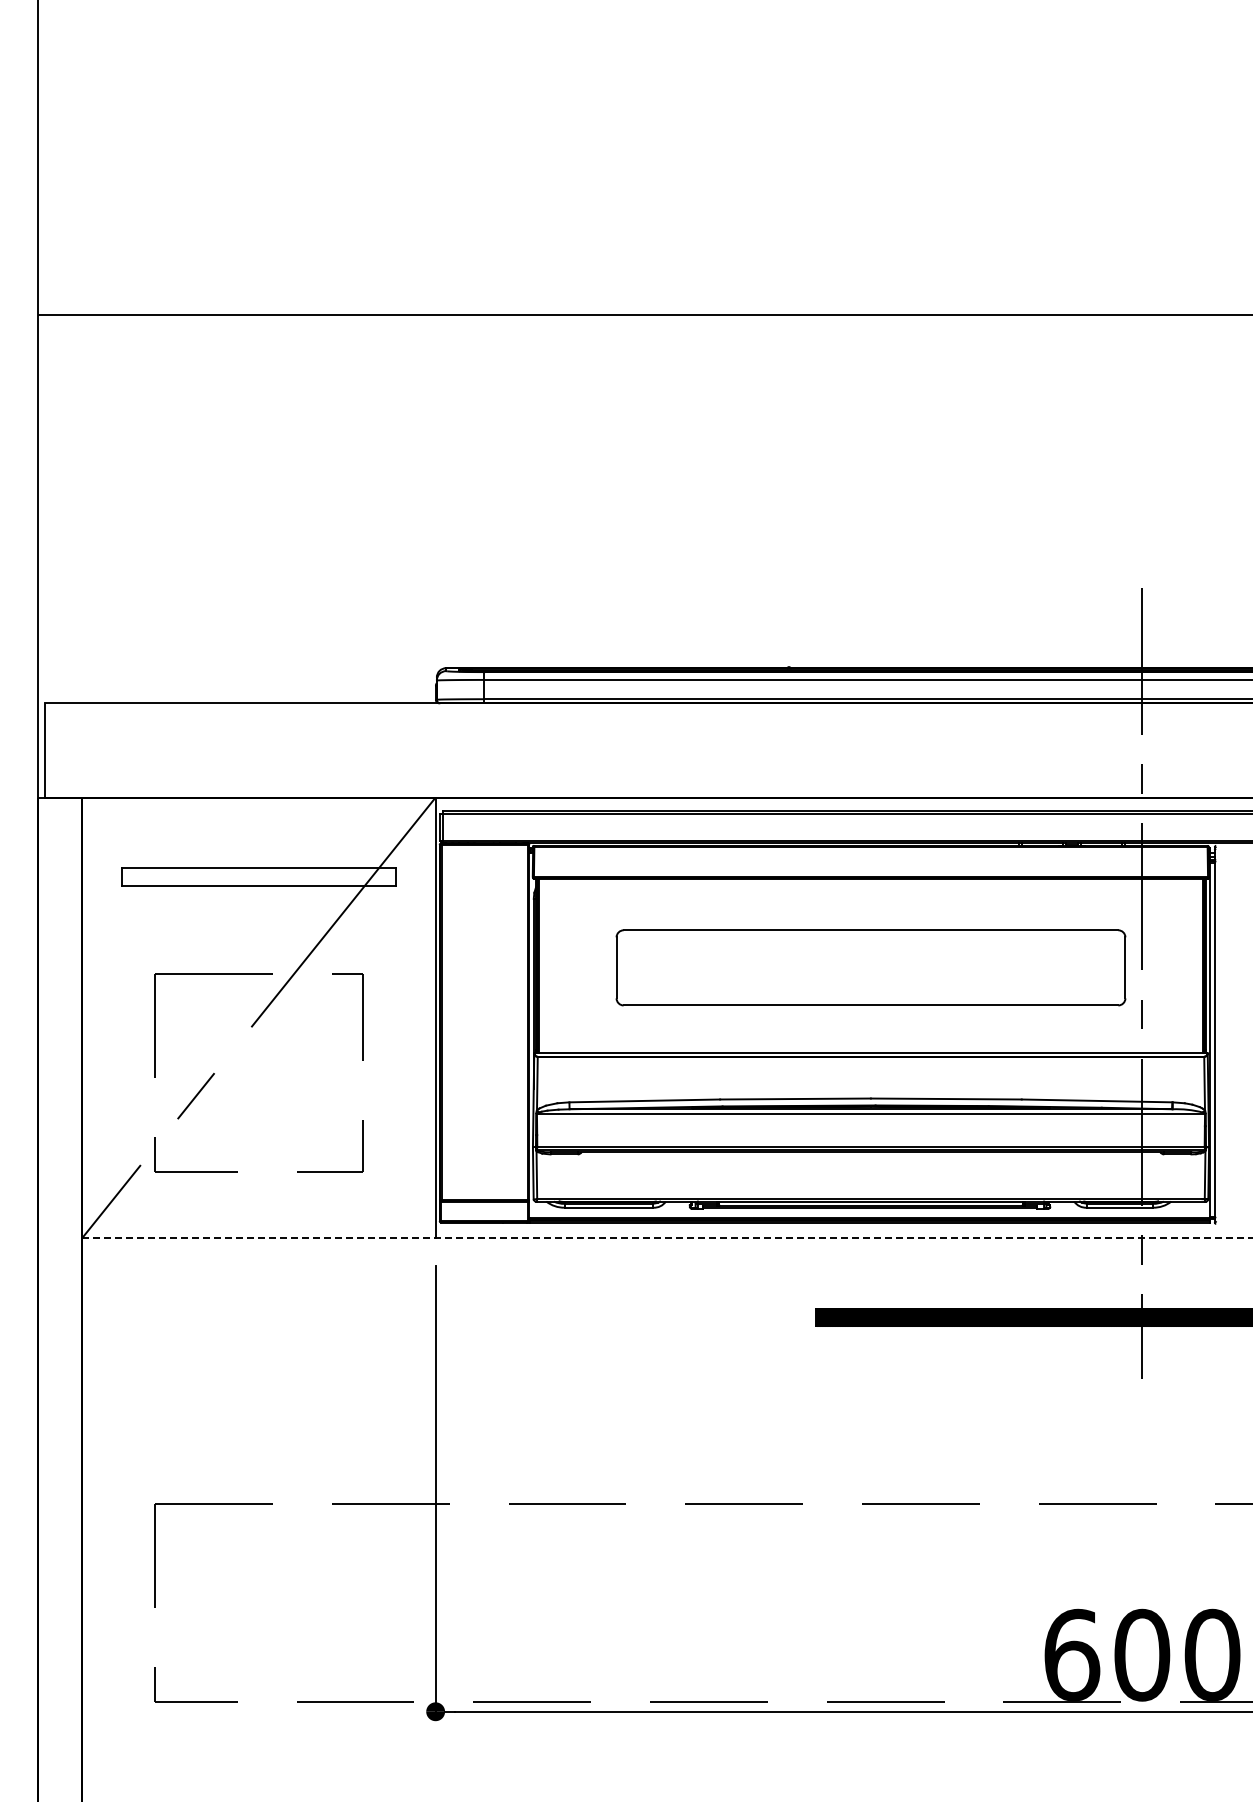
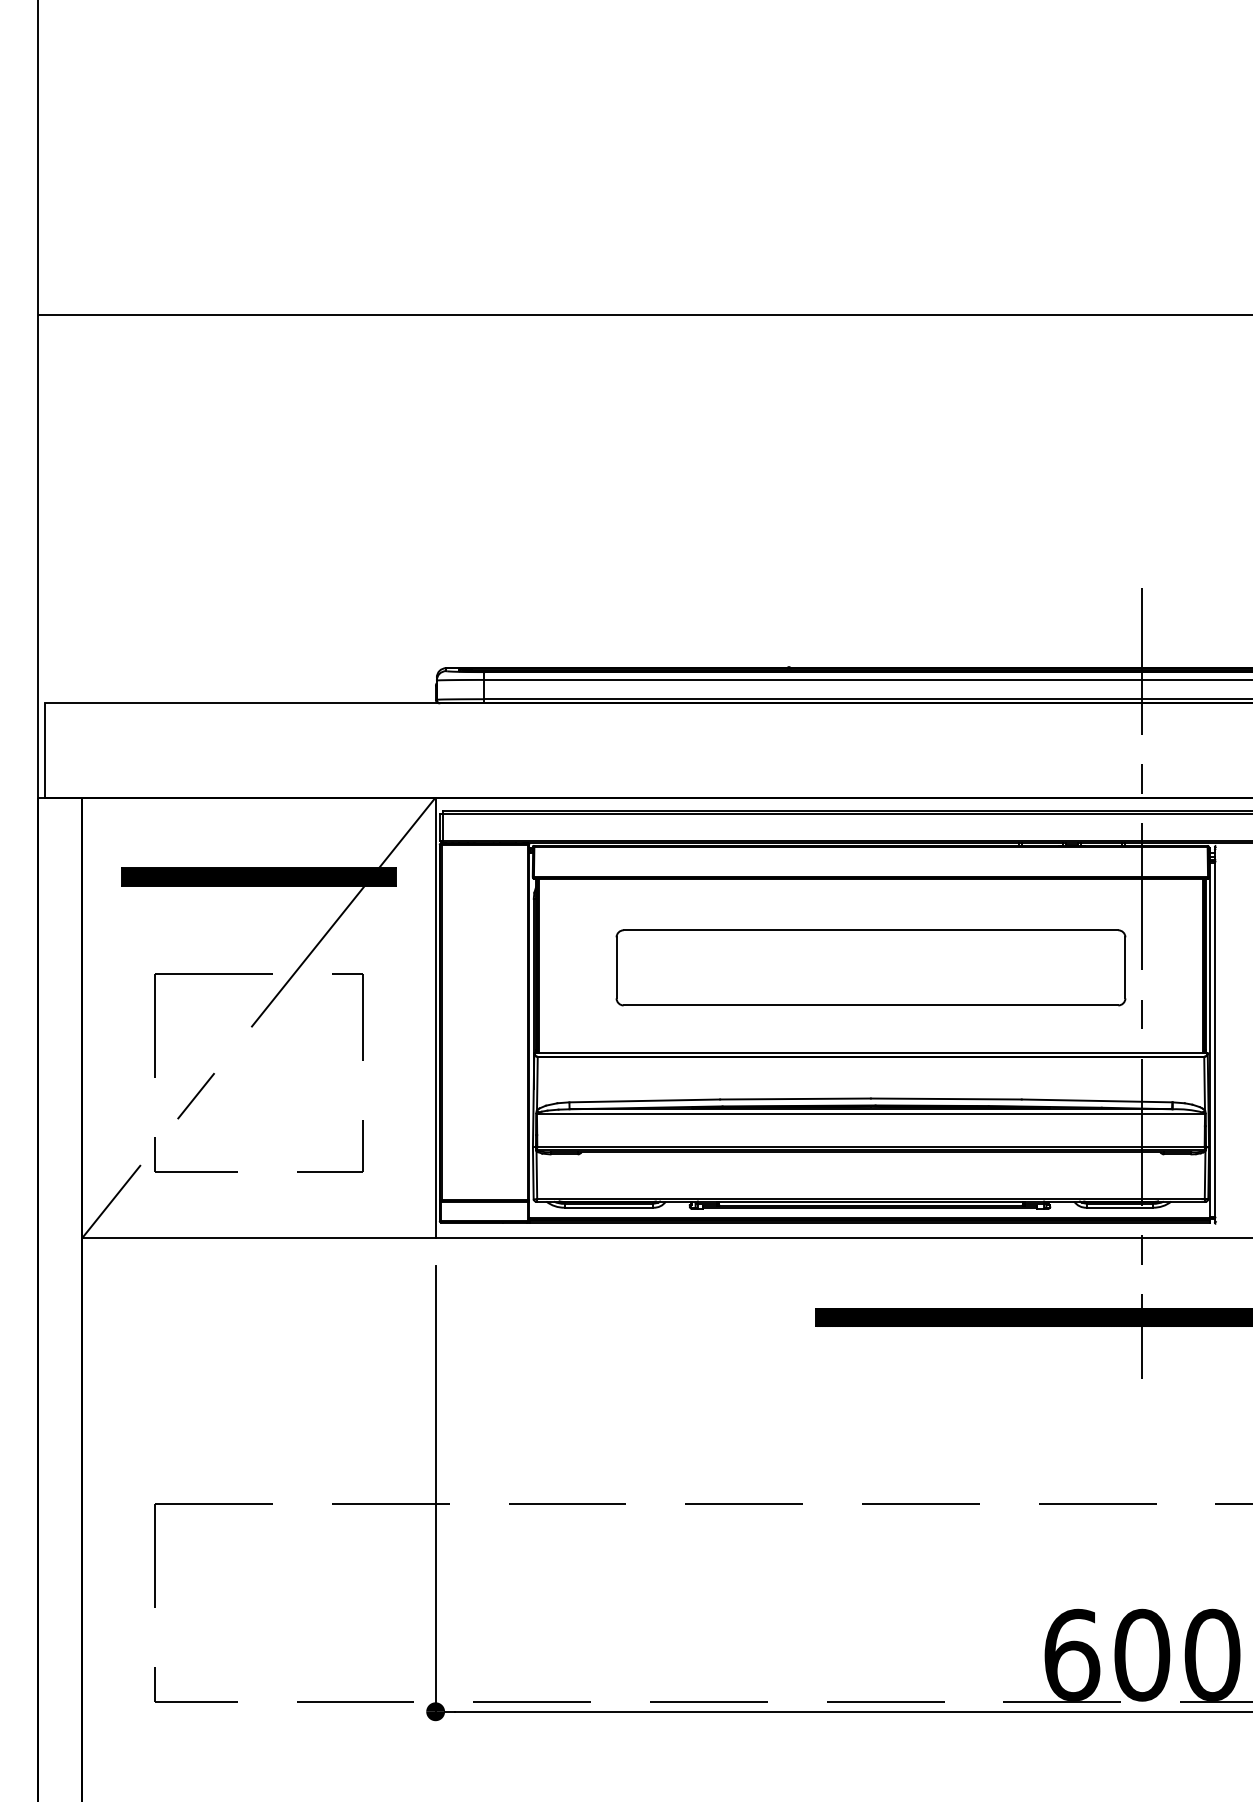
hatch: none -> present (258, 876)
line: dashed -> solid (668, 1238)
